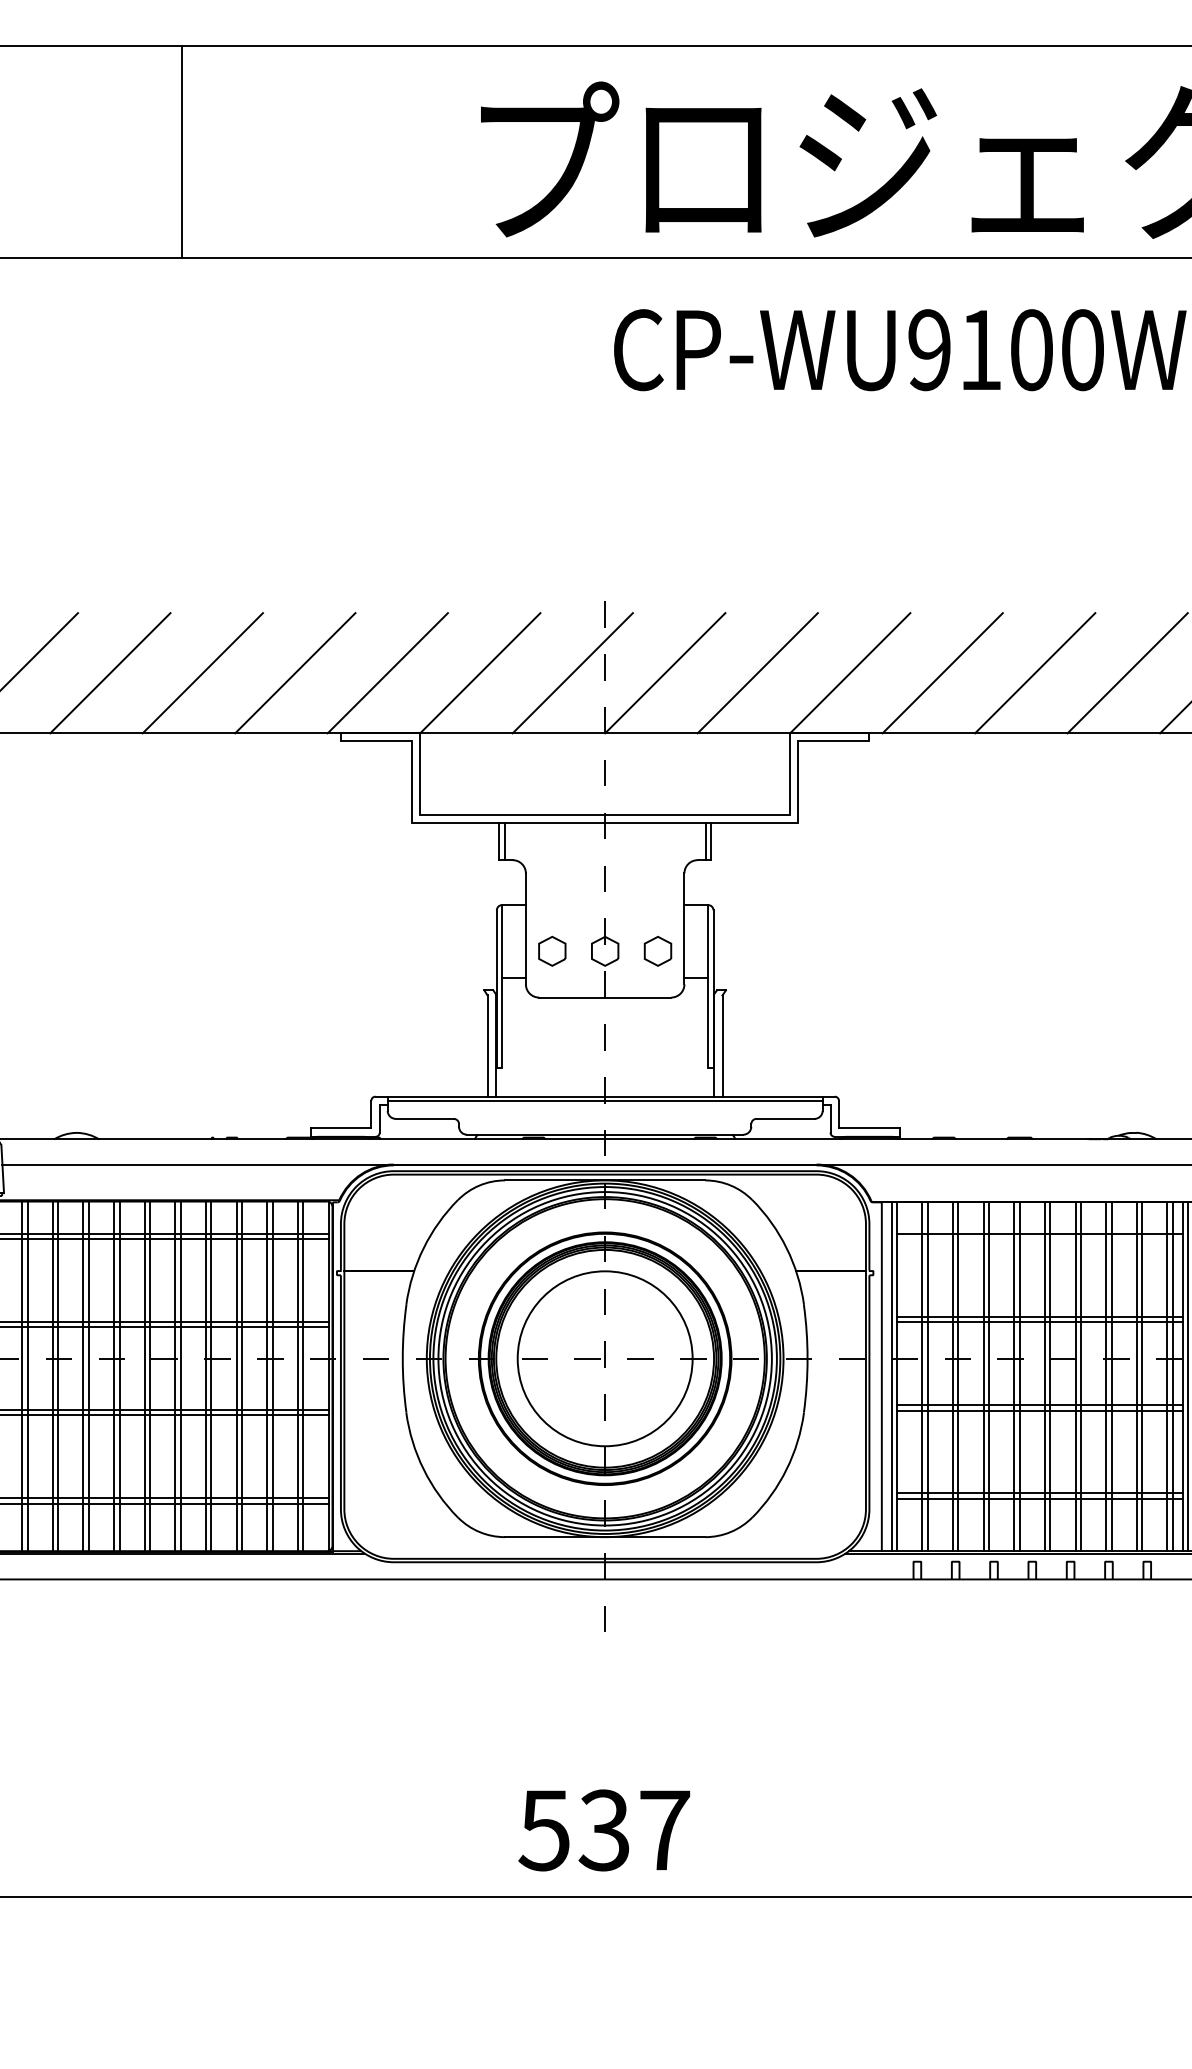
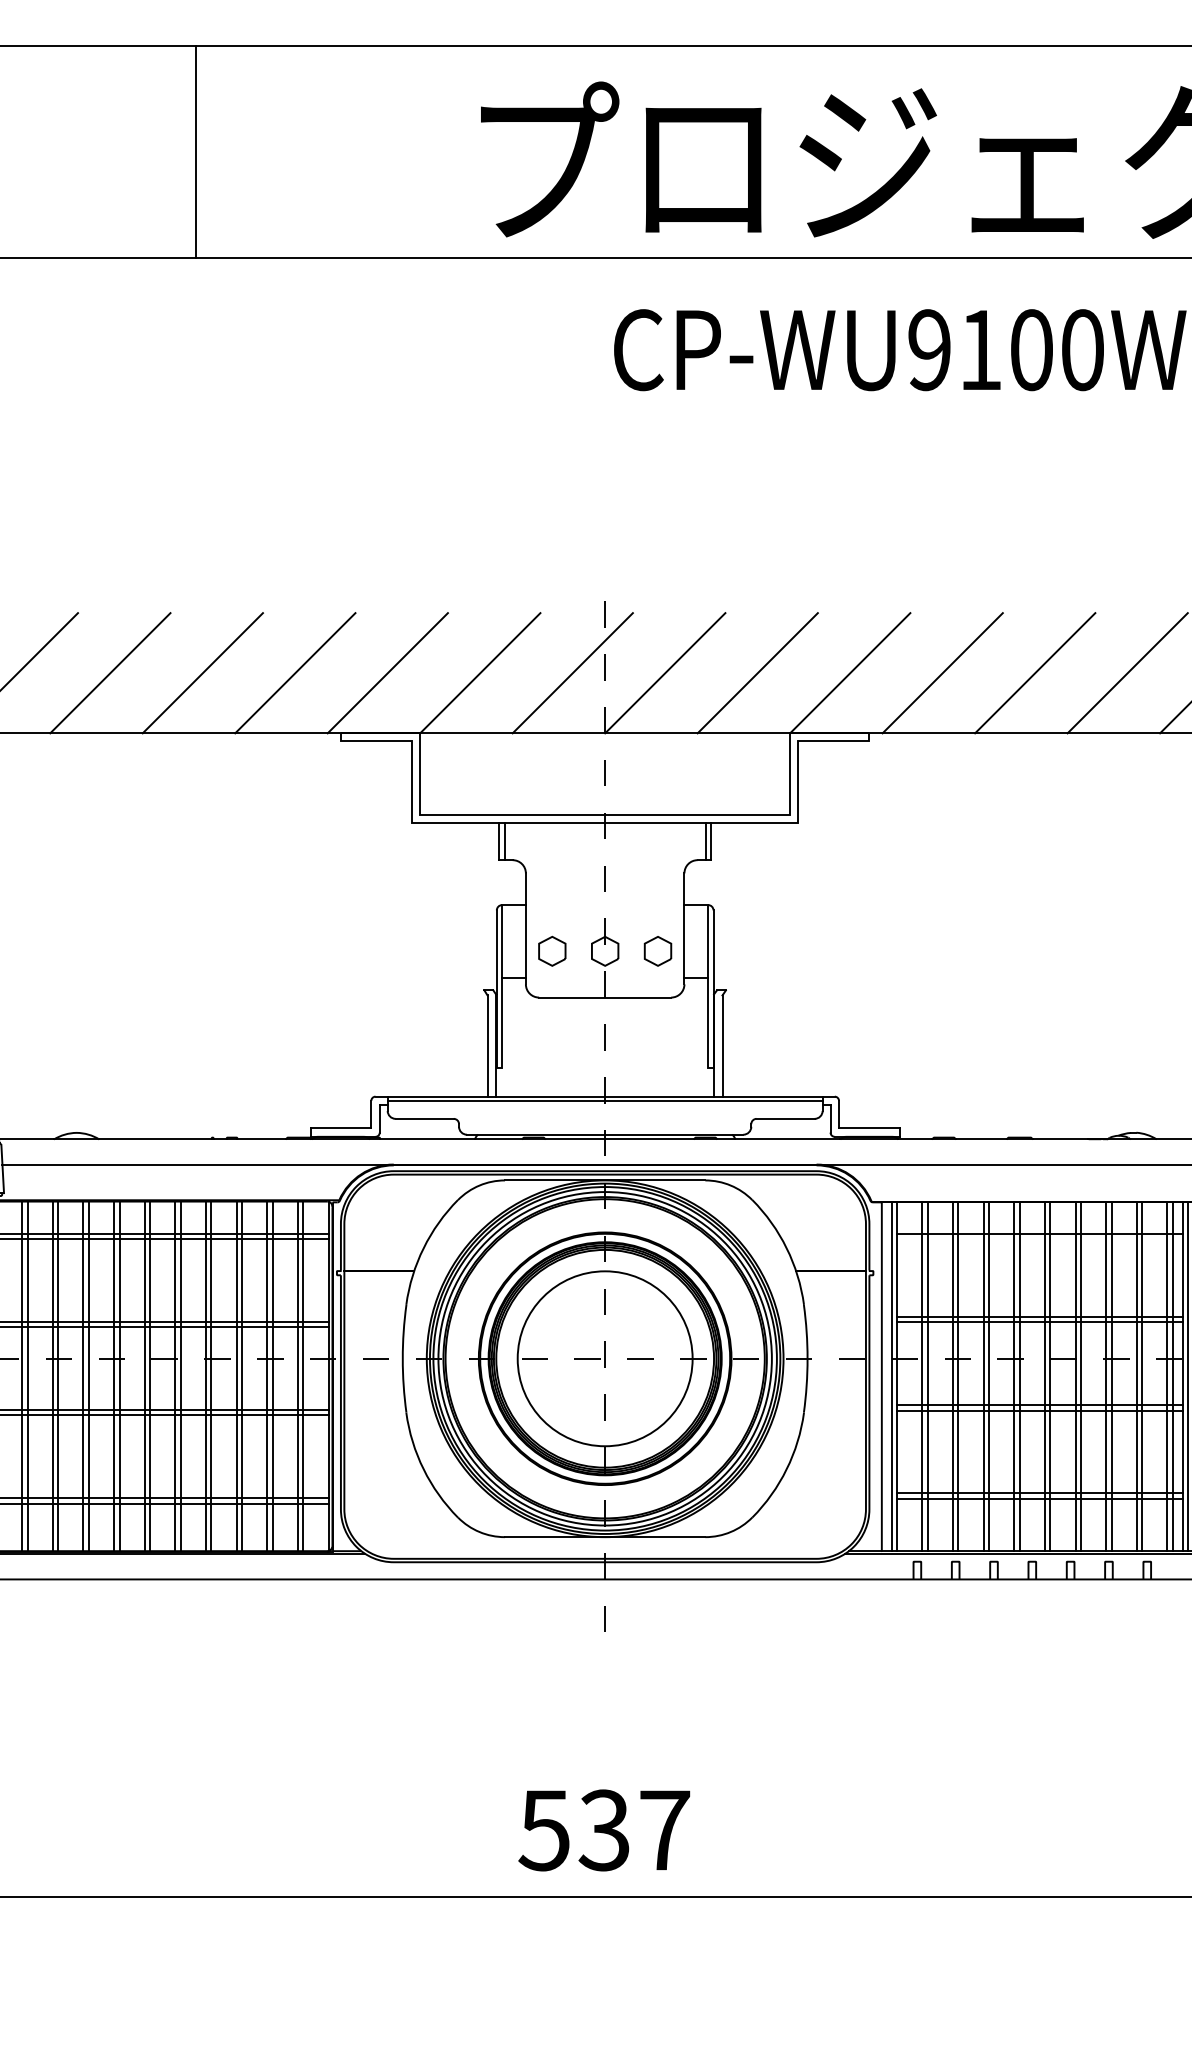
line position: (181, 151) -> (195, 151) (195, 151)
